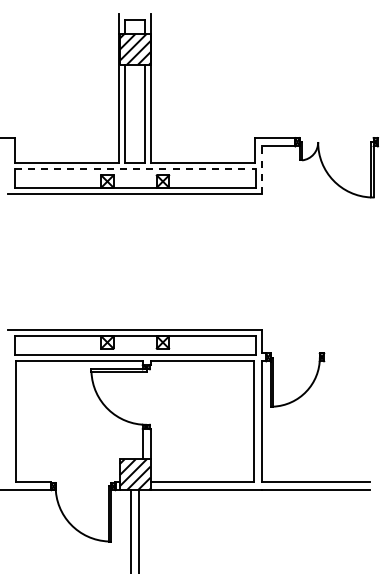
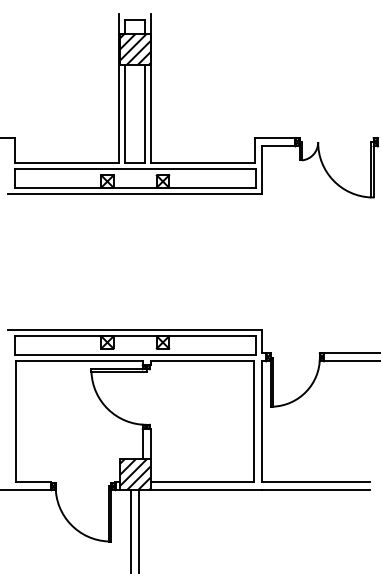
line: dashed -> solid (135, 168)
line: dashed -> solid (262, 169)
line: none -> present (350, 353)
line: none -> present (350, 361)
